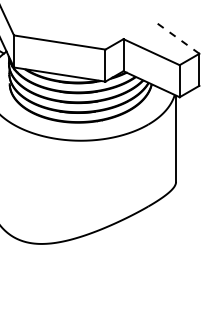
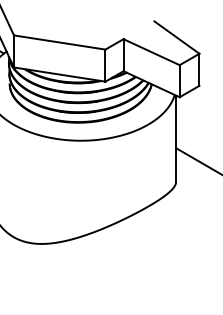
line: dashed -> solid (176, 37)
line: none -> present (197, 160)
